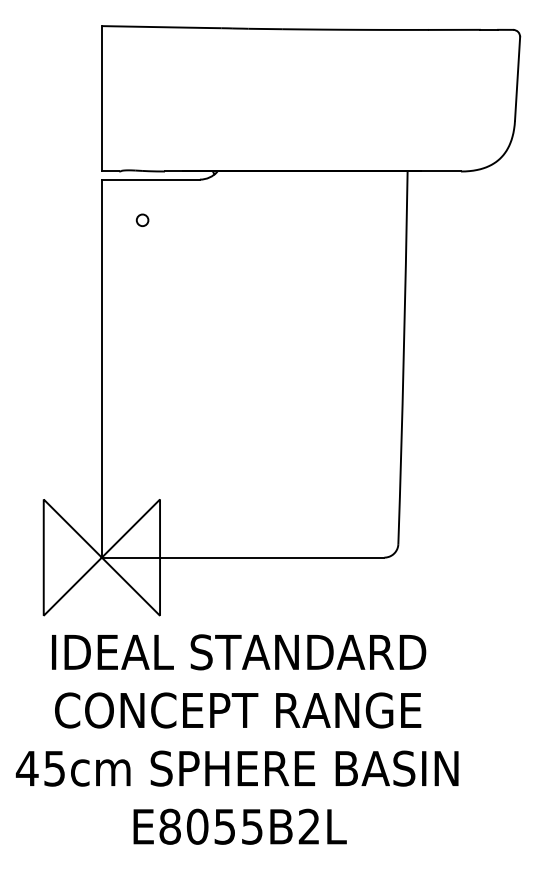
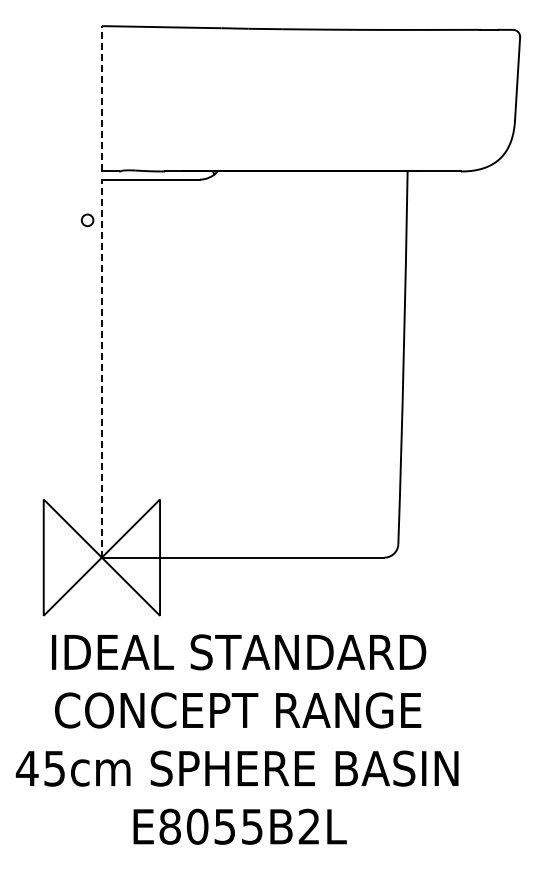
line: solid -> dashed (101, 98)
circle position: (142, 219) -> (87, 219) (87, 219)
line: solid -> dashed (101, 368)
